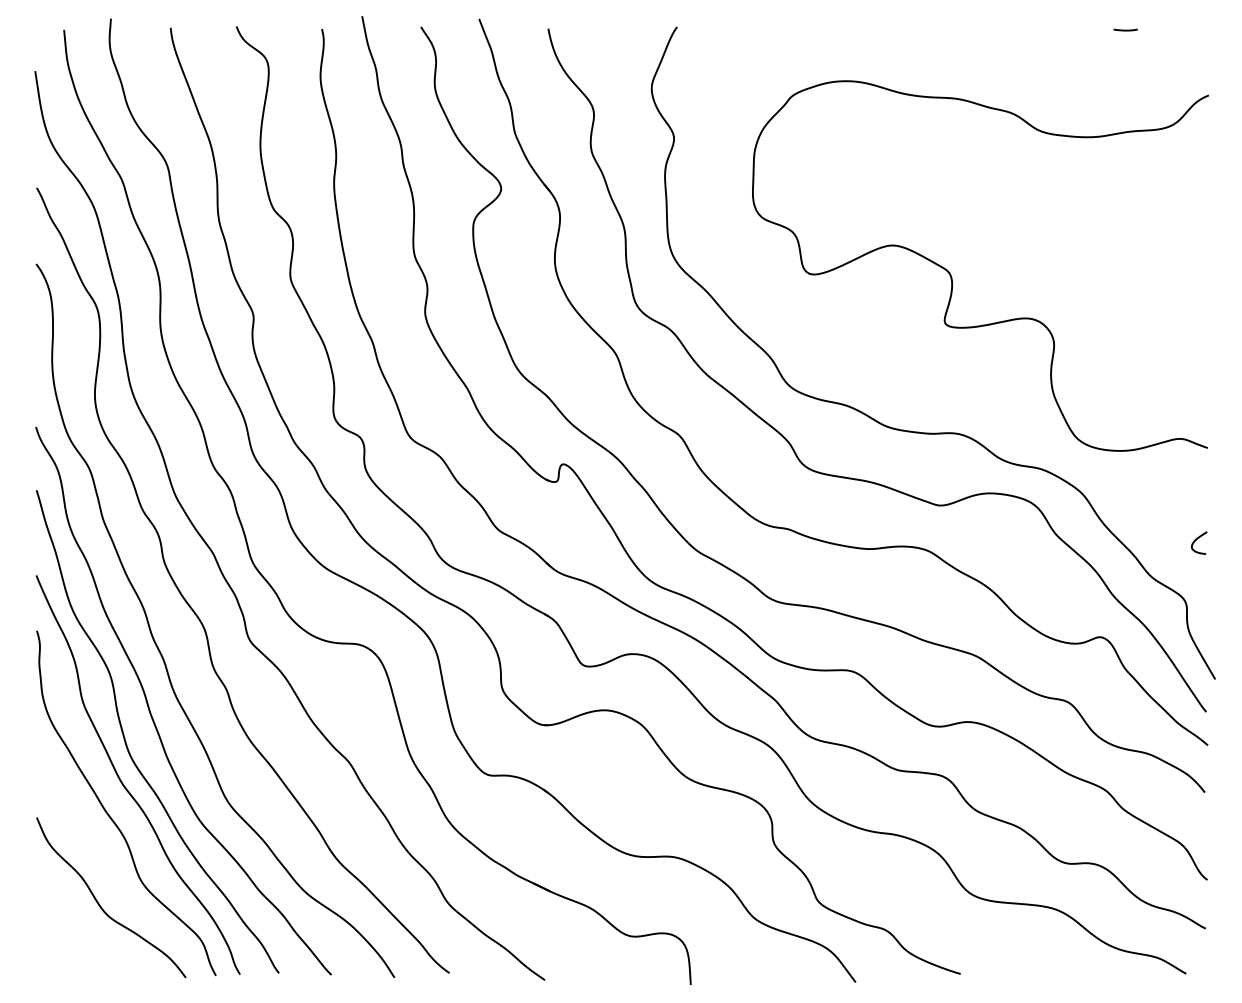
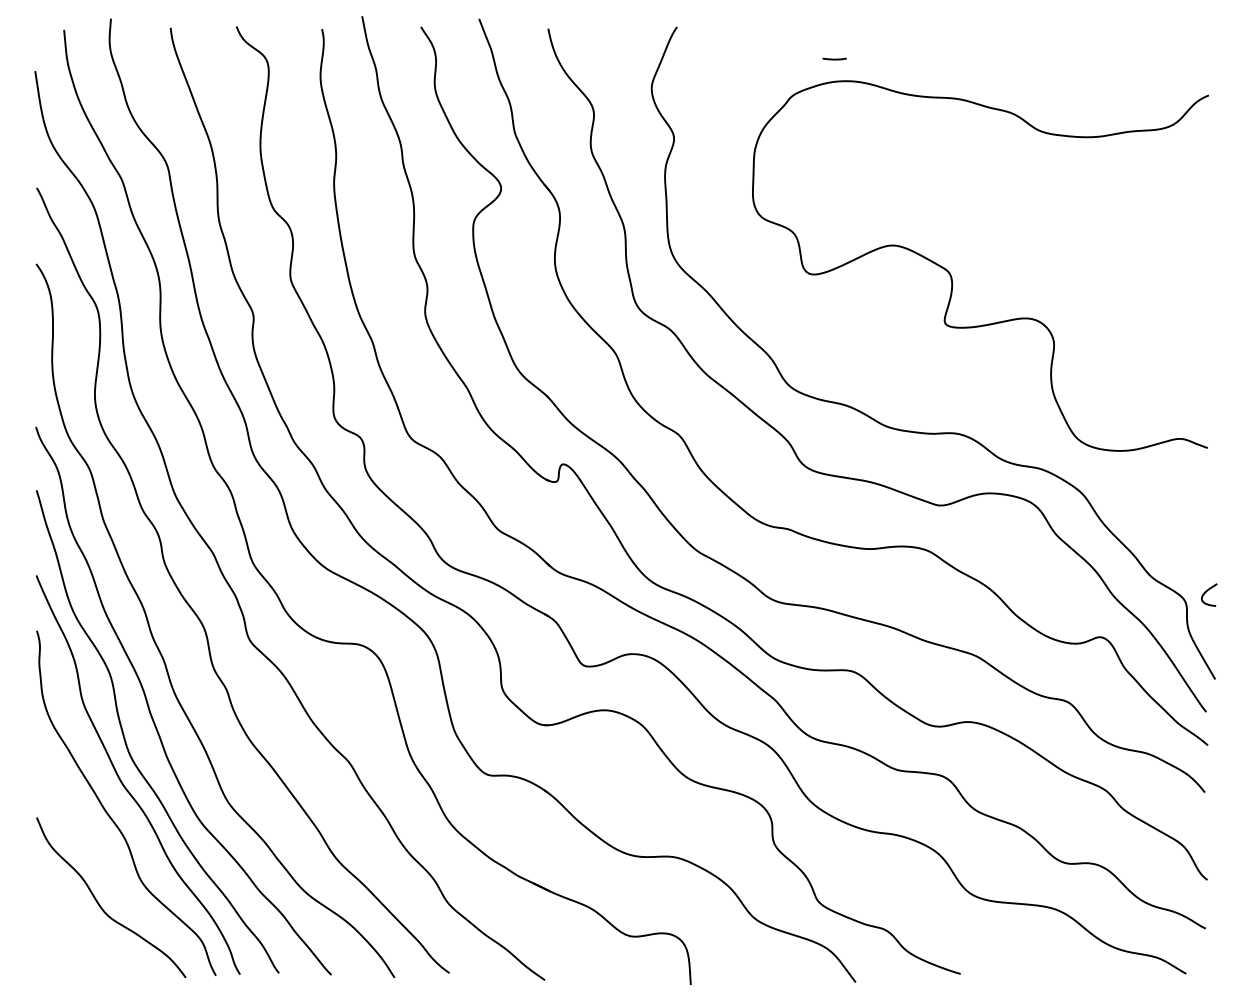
line position: (1125, 29) -> (834, 58) (834, 58)
curve position: (1197, 539) -> (1207, 591) (1207, 591)
